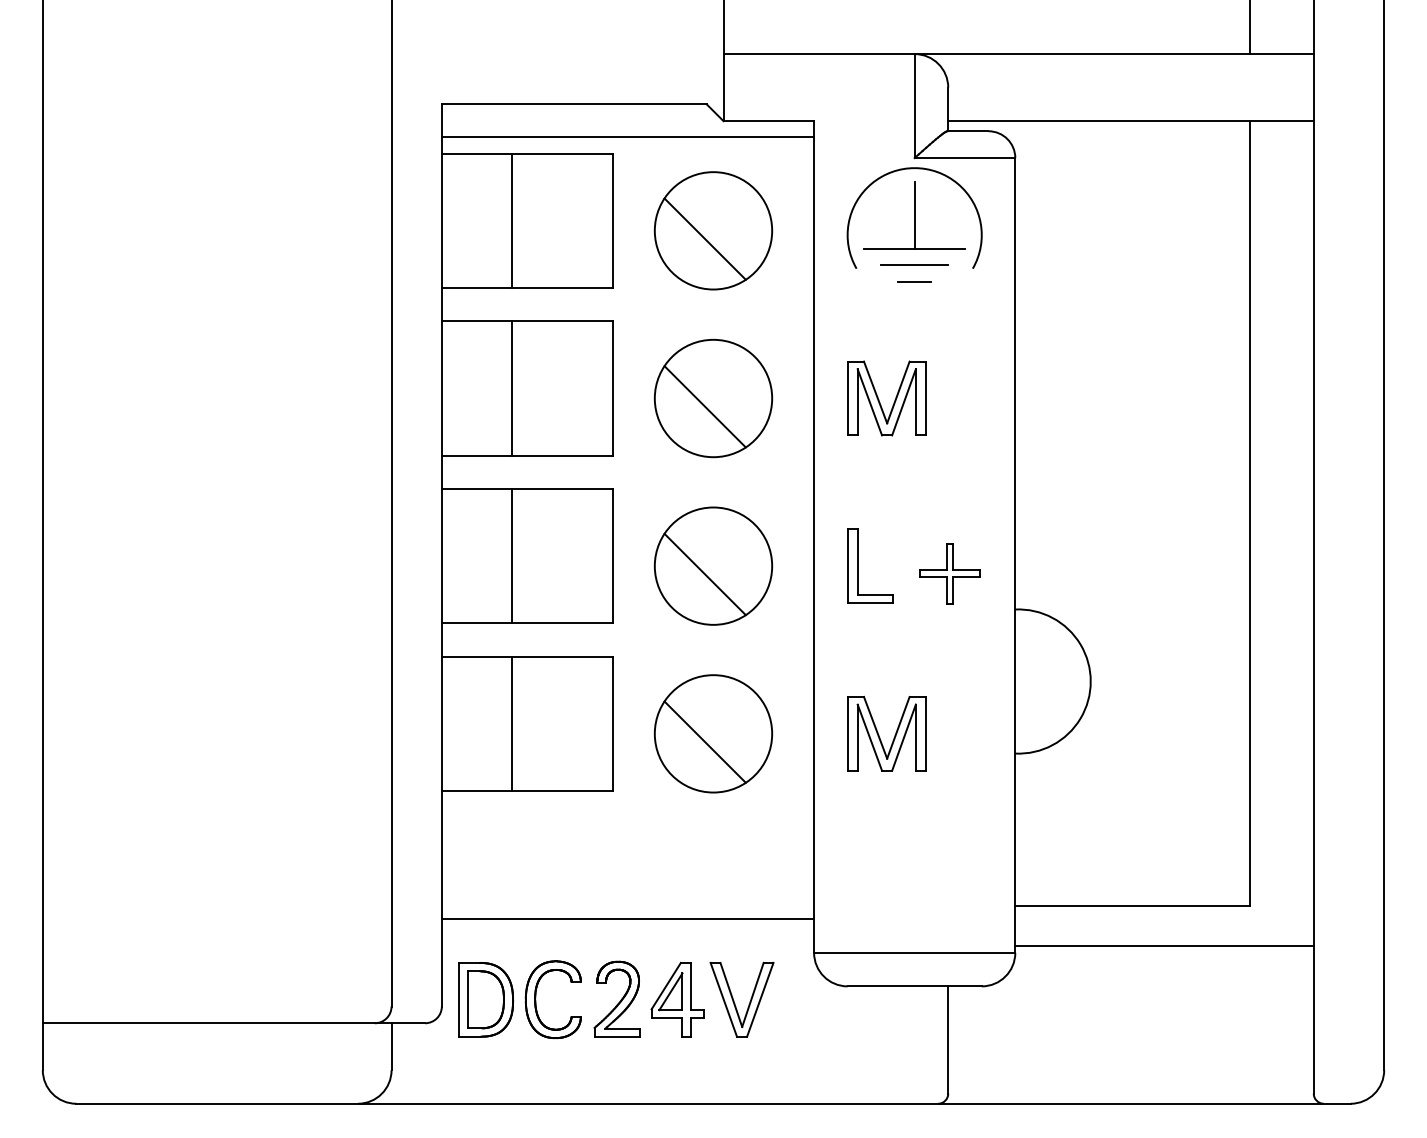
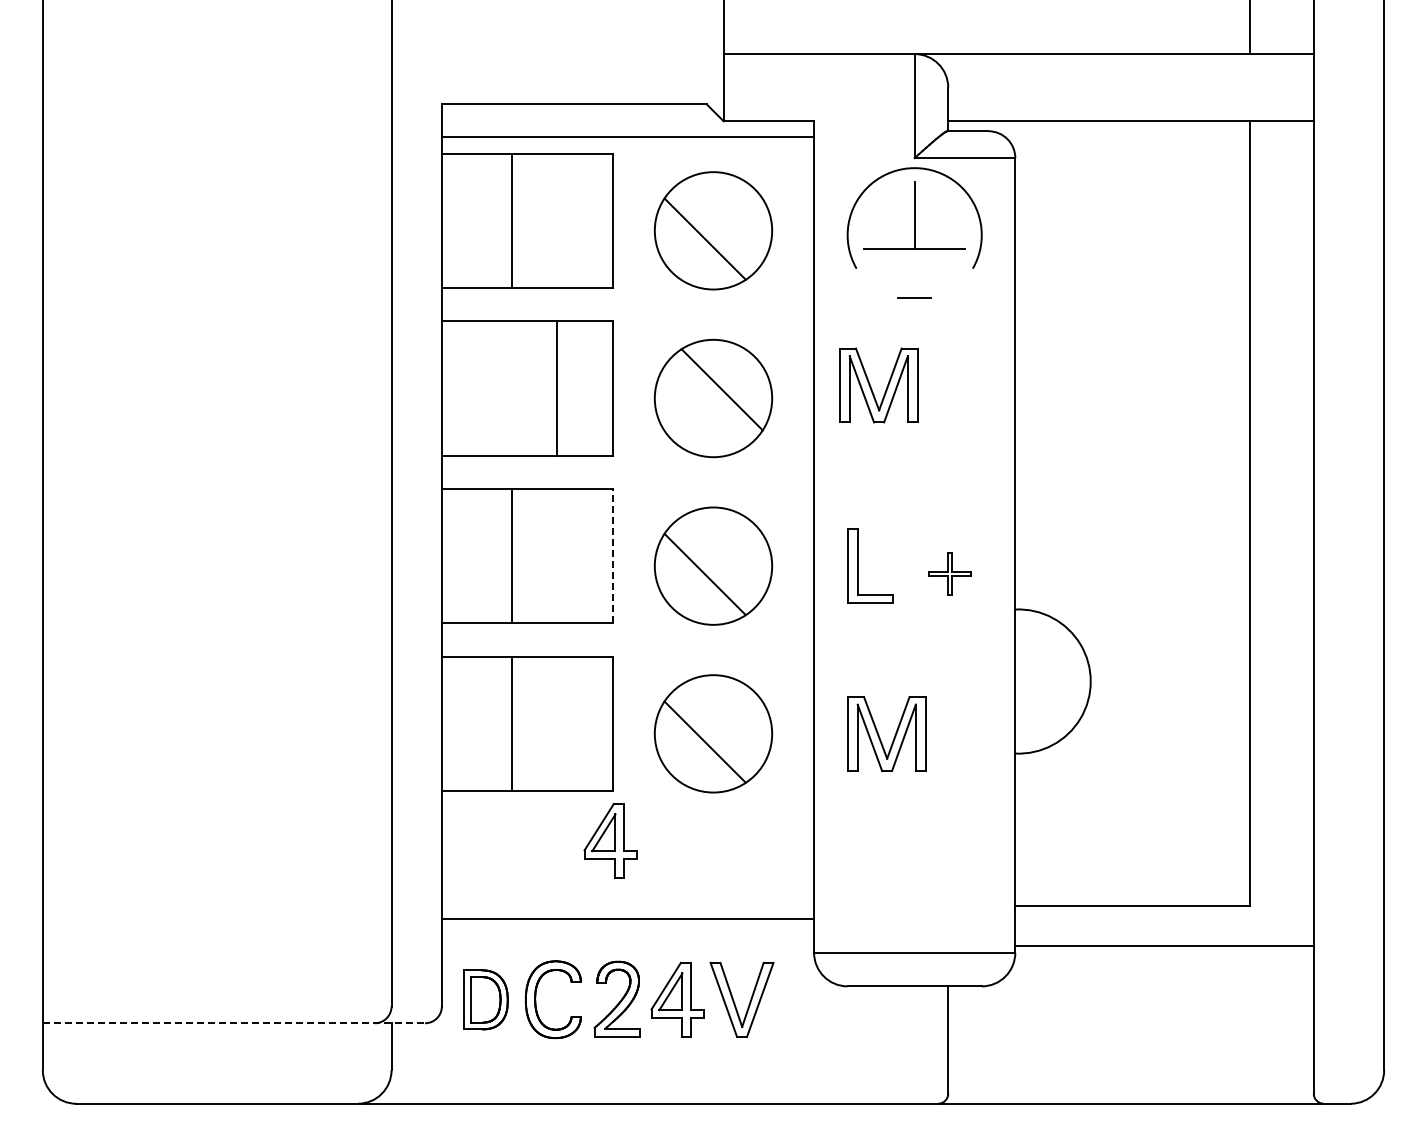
line: present -> none (914, 265)
line position: (914, 281) -> (914, 297) (914, 297)
line position: (512, 388) -> (557, 388) (557, 388)
part position: (879, 399) -> (871, 386) (871, 386)
line position: (704, 406) -> (721, 389) (721, 389)
line: solid -> dashed (612, 555)
part size: 62x62 px -> 44x44 px (949, 573)
part: none -> present (610, 840)
part size: 57x76 px -> 46x62 px (485, 999)
line: solid -> dashed (234, 1023)
